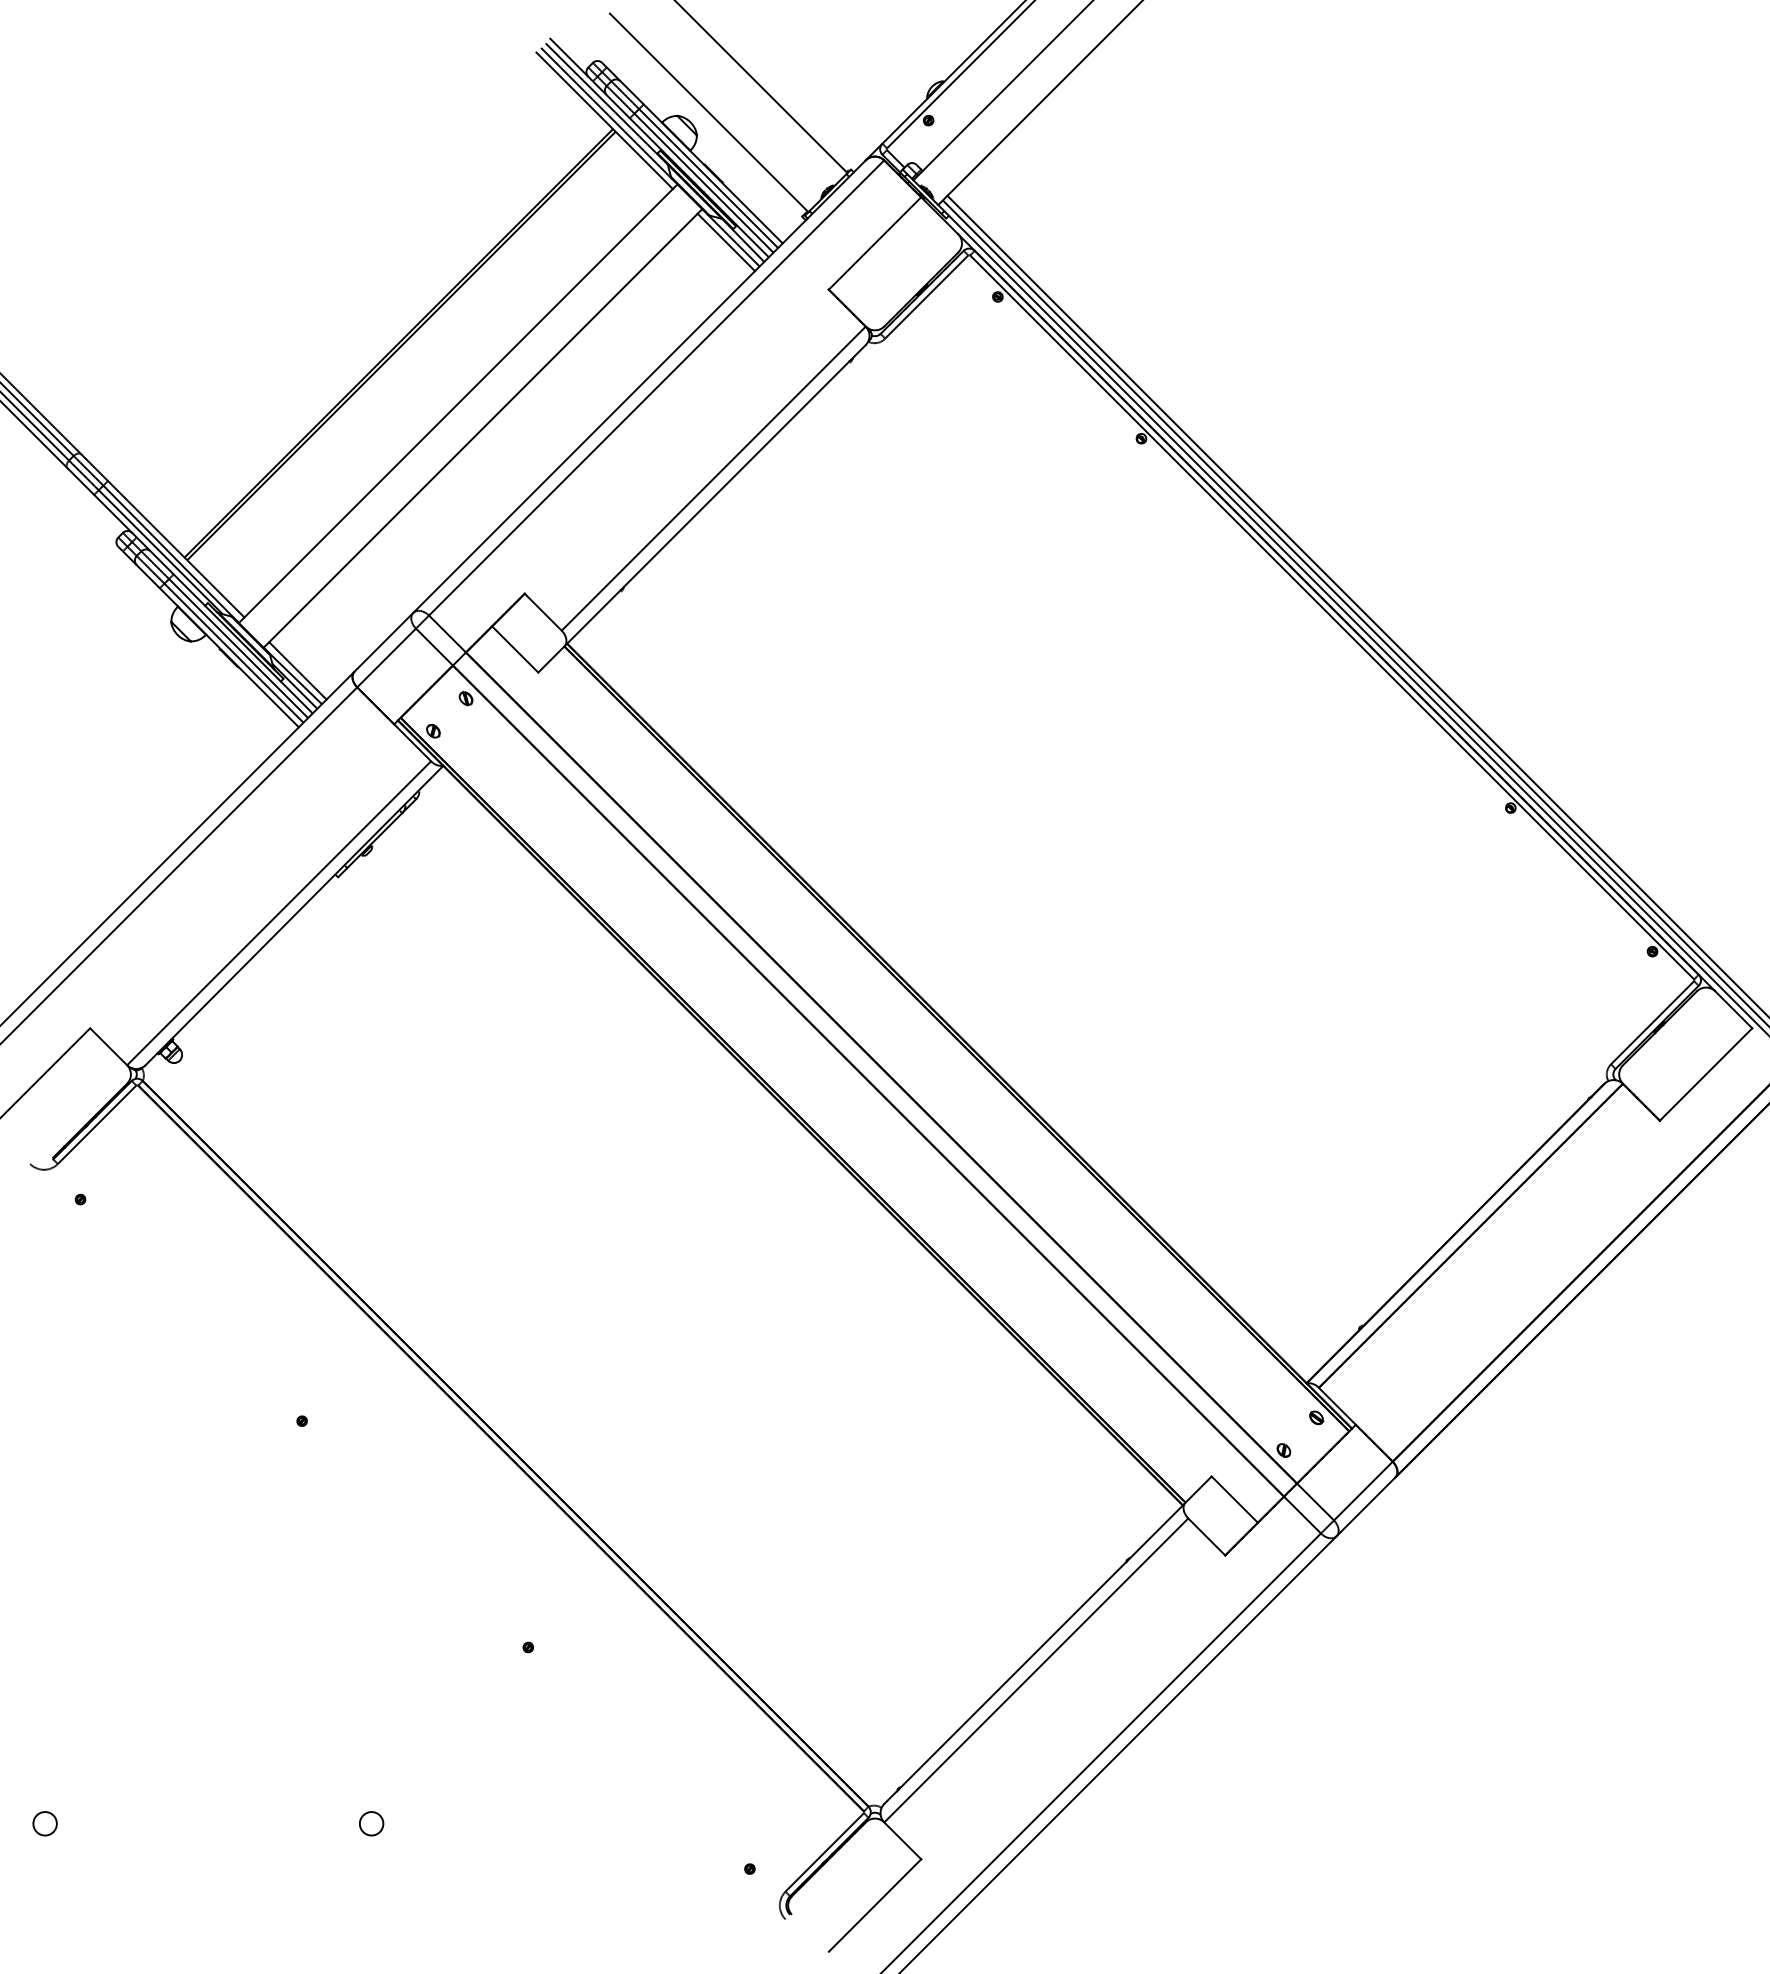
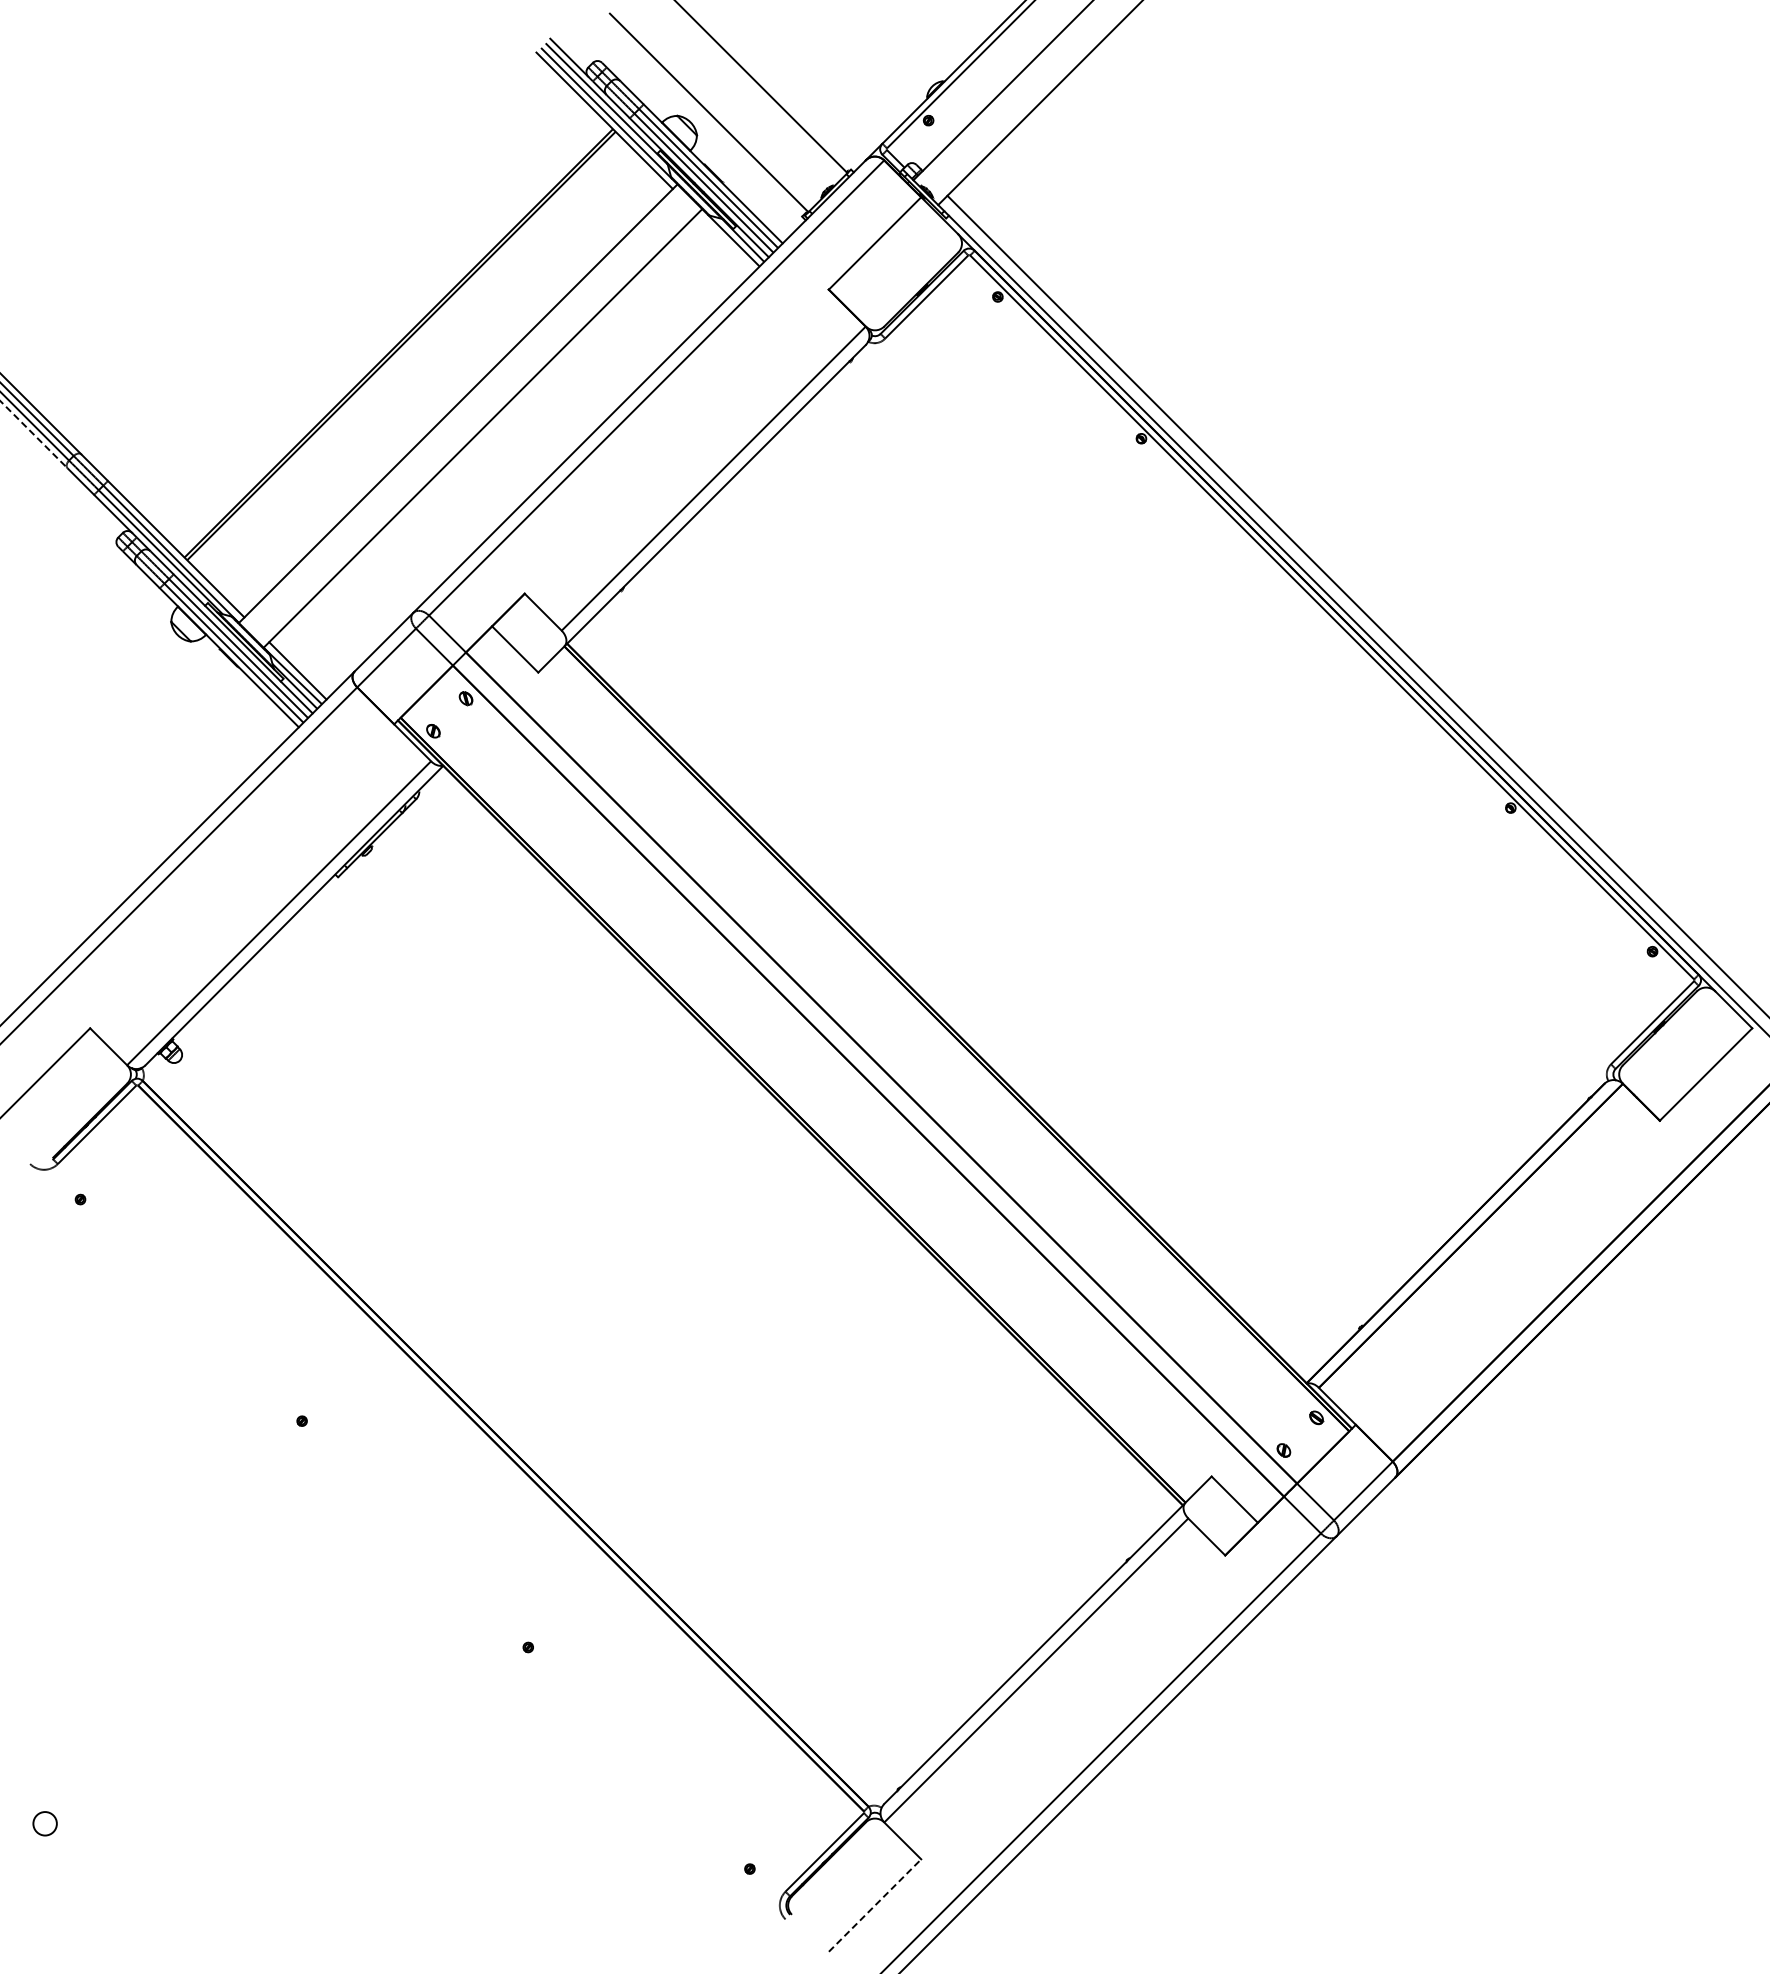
line: present -> none (726, 242)
line: solid -> dashed (34, 434)
line: present -> none (1354, 612)
circle: present -> none (371, 1823)
line: solid -> dashed (875, 1905)
